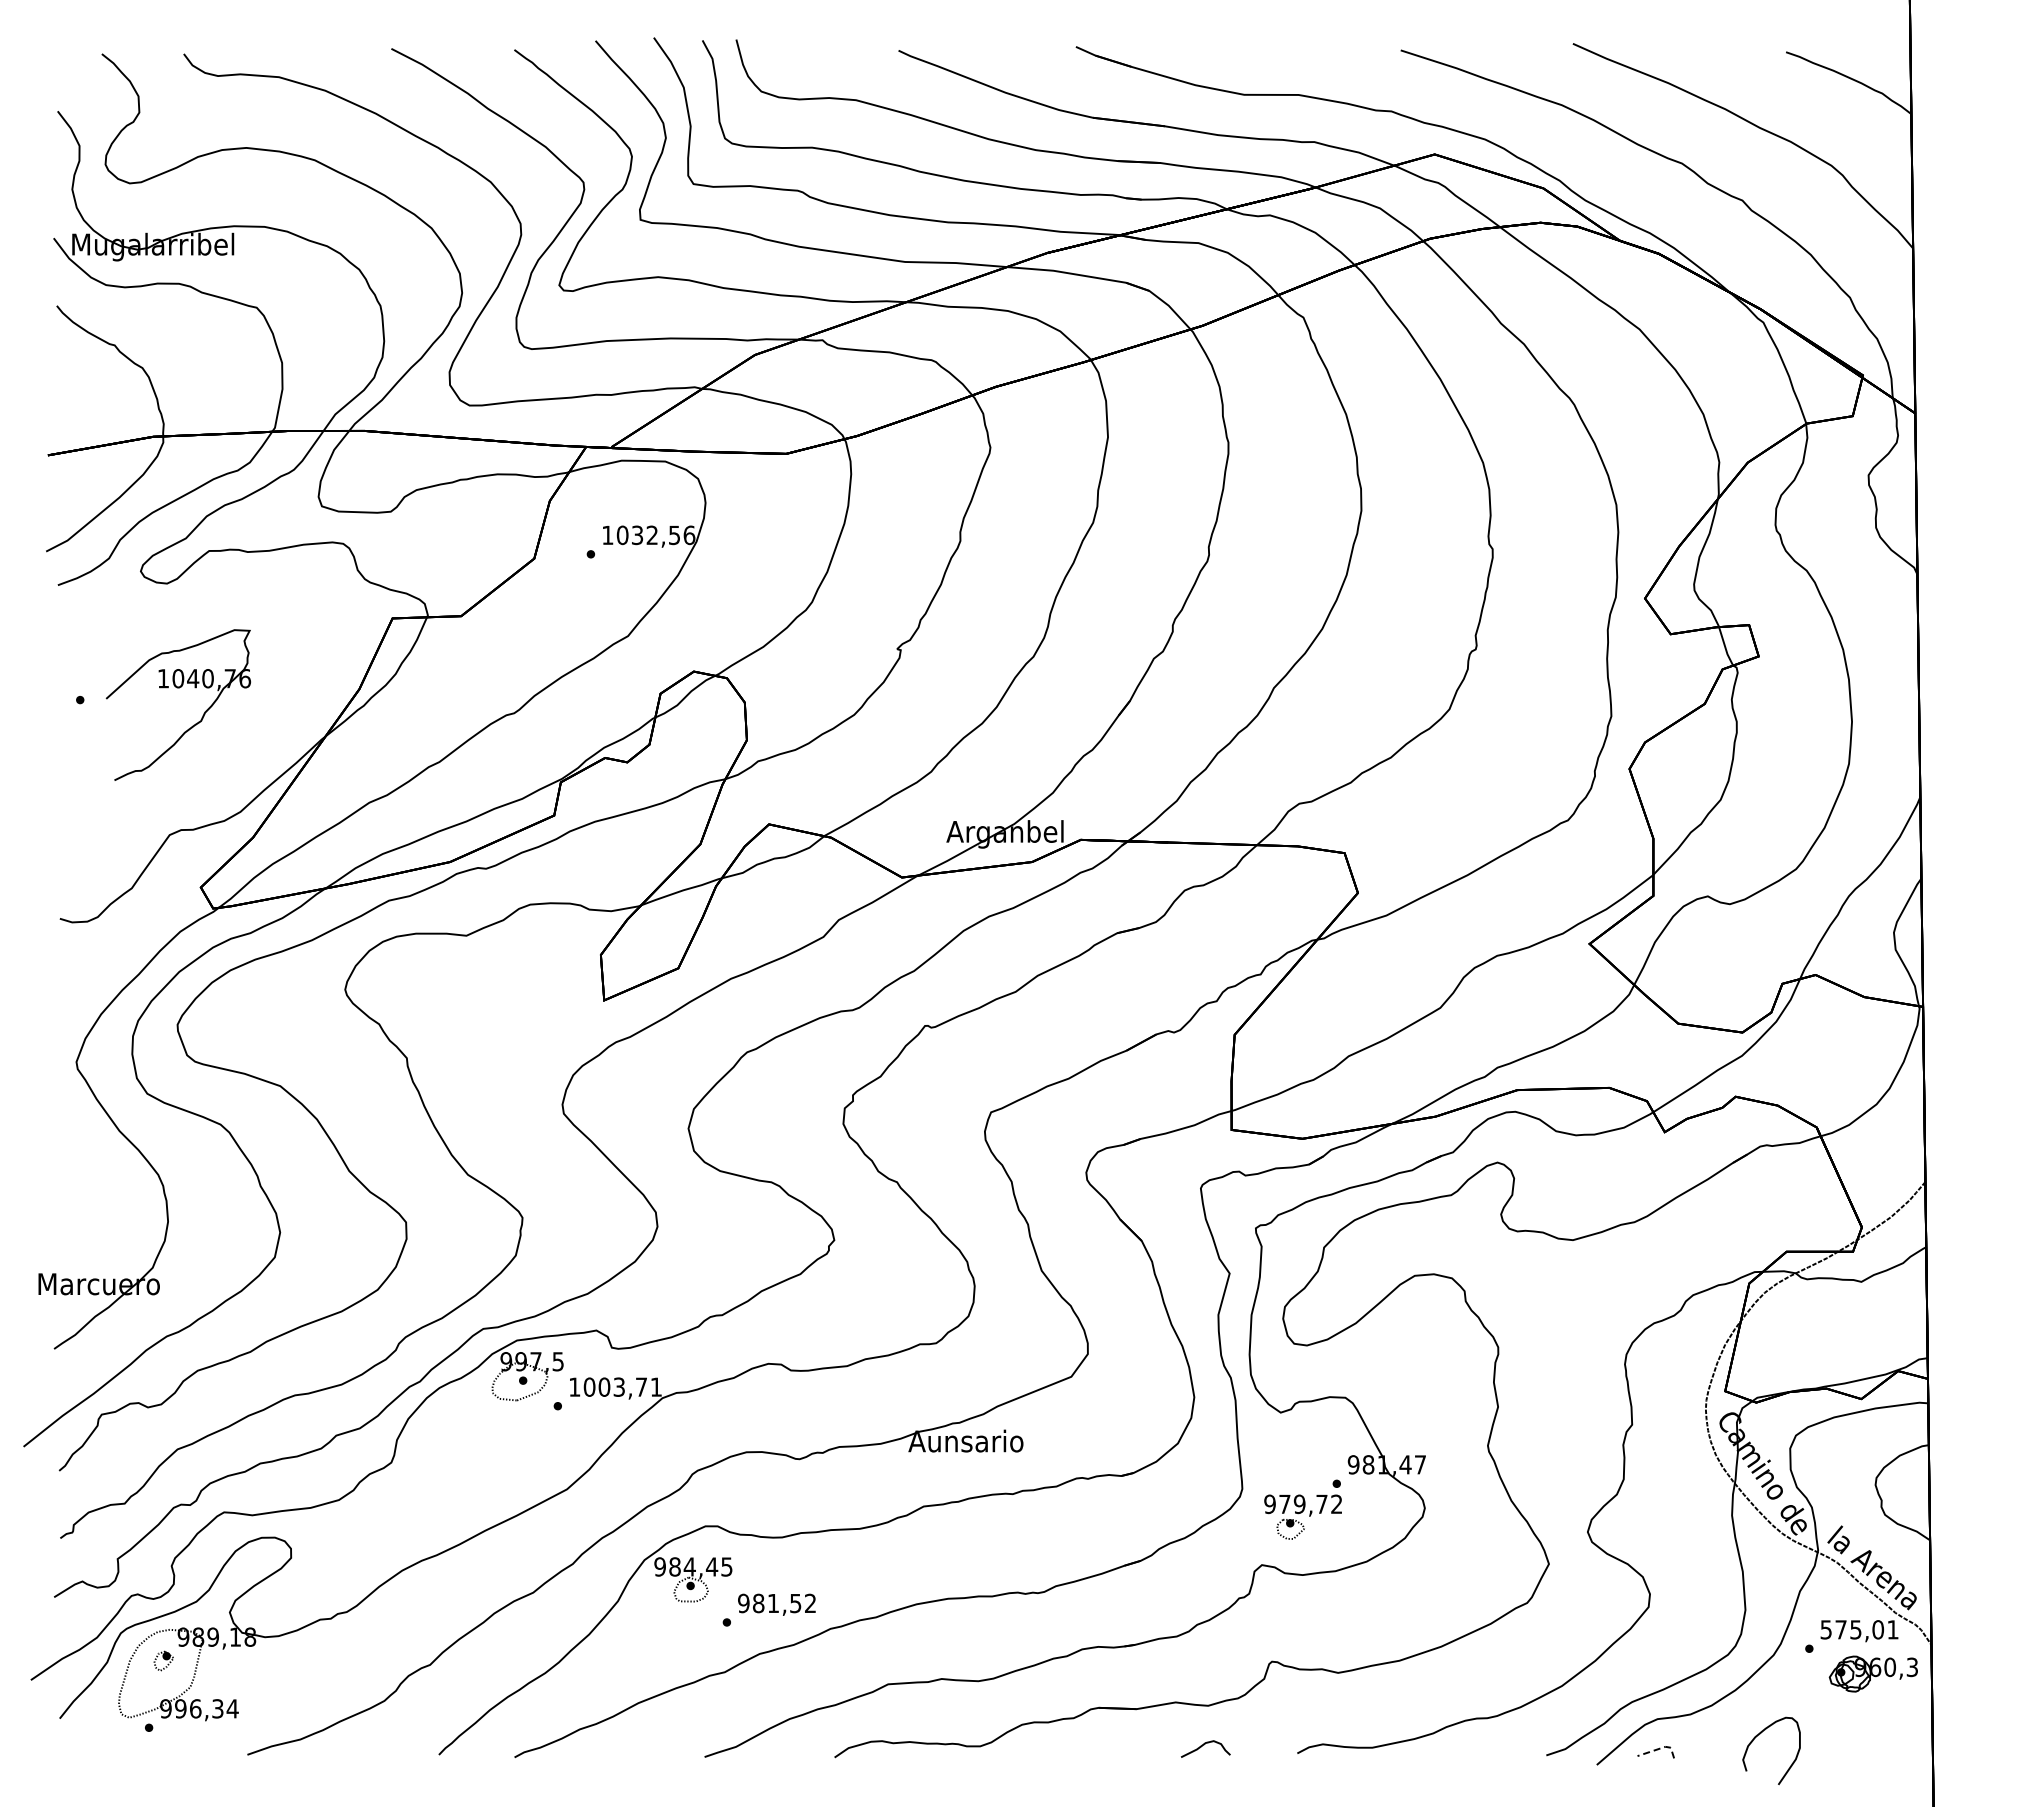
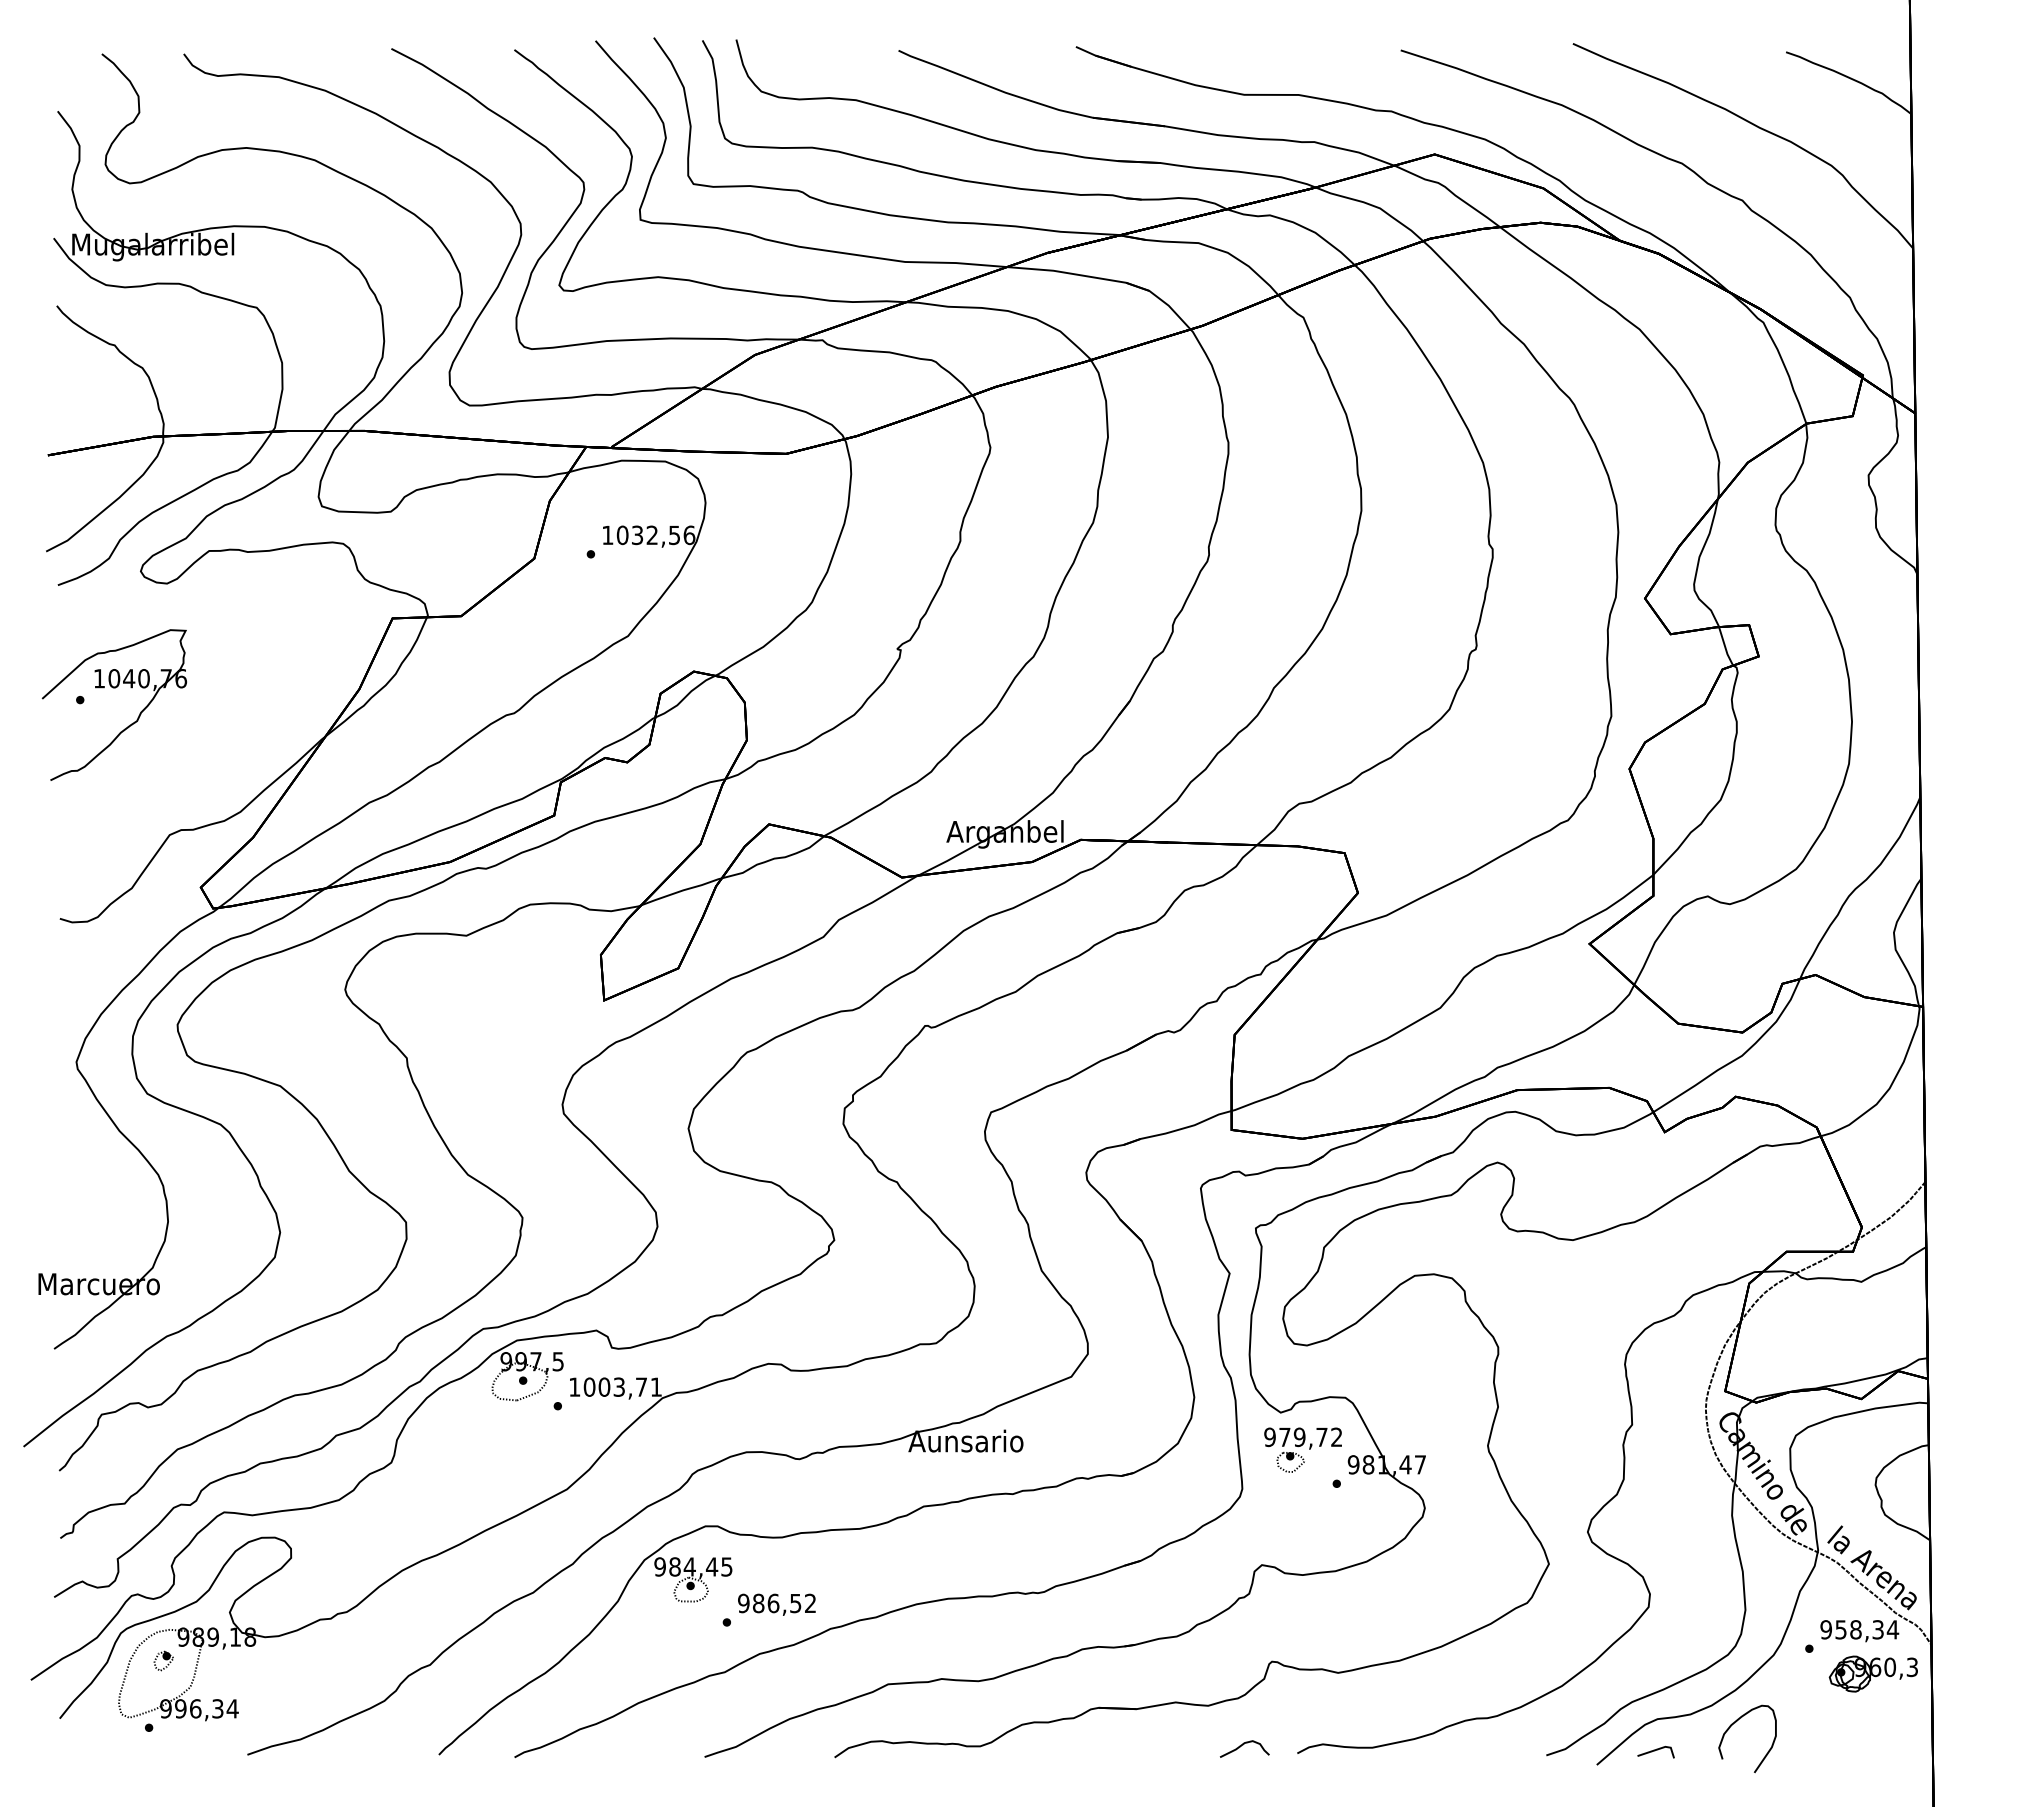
part position: (177, 688) -> (113, 688) (113, 688)
part position: (1302, 1516) -> (1302, 1449) (1302, 1449)
text: 981,52 -> 986,52 (773, 1603)
text: 575,01 -> 958,34 (1859, 1629)
curve position: (1760, 1734) -> (1736, 1722) (1736, 1722)
curve position: (1204, 1745) -> (1243, 1745) (1243, 1745)
line: dashed -> solid (1660, 1748)
